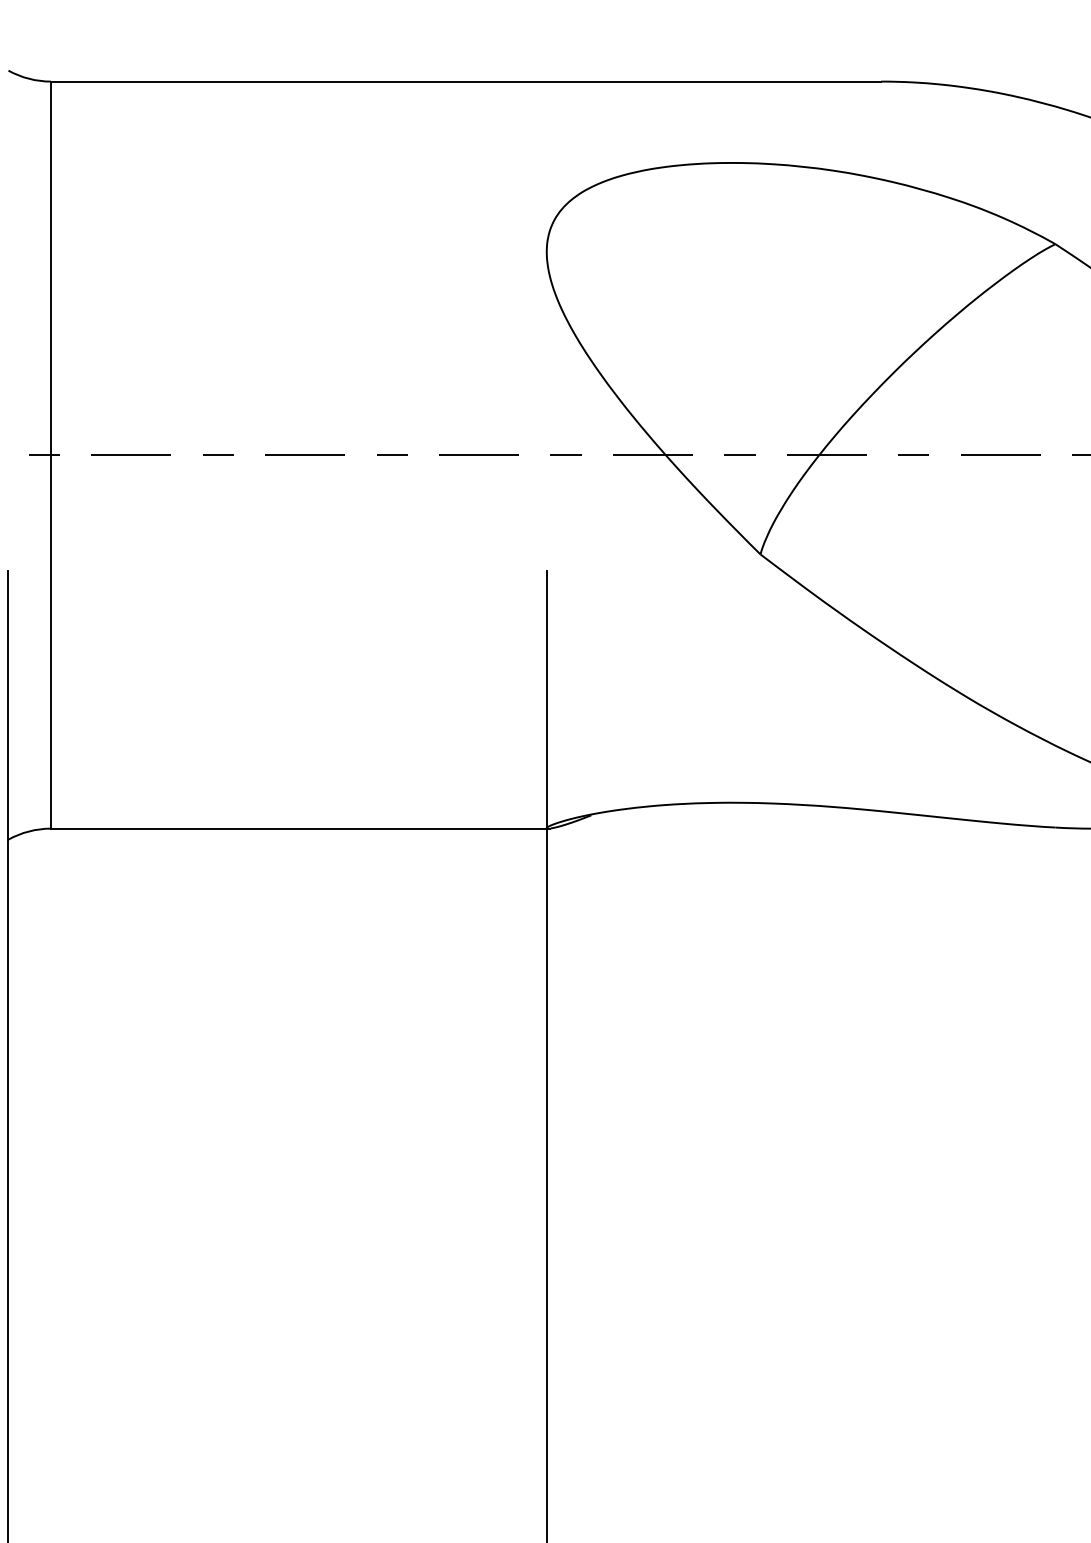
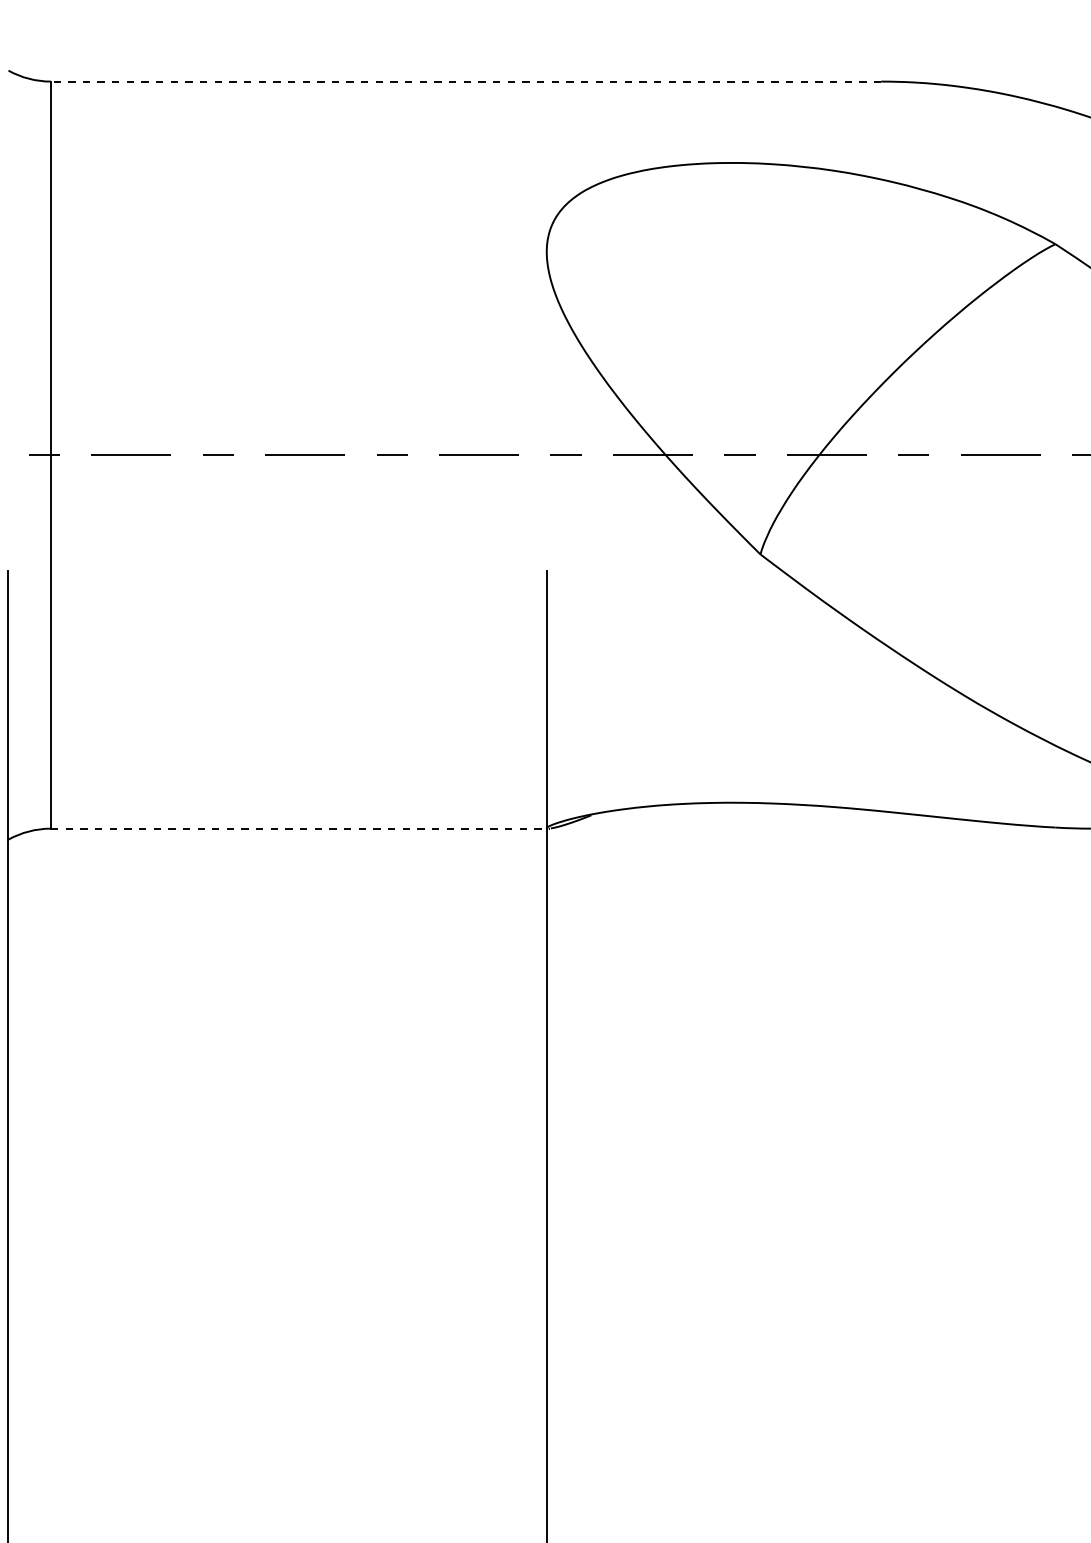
line: solid -> dashed (465, 81)
line: solid -> dashed (300, 828)
